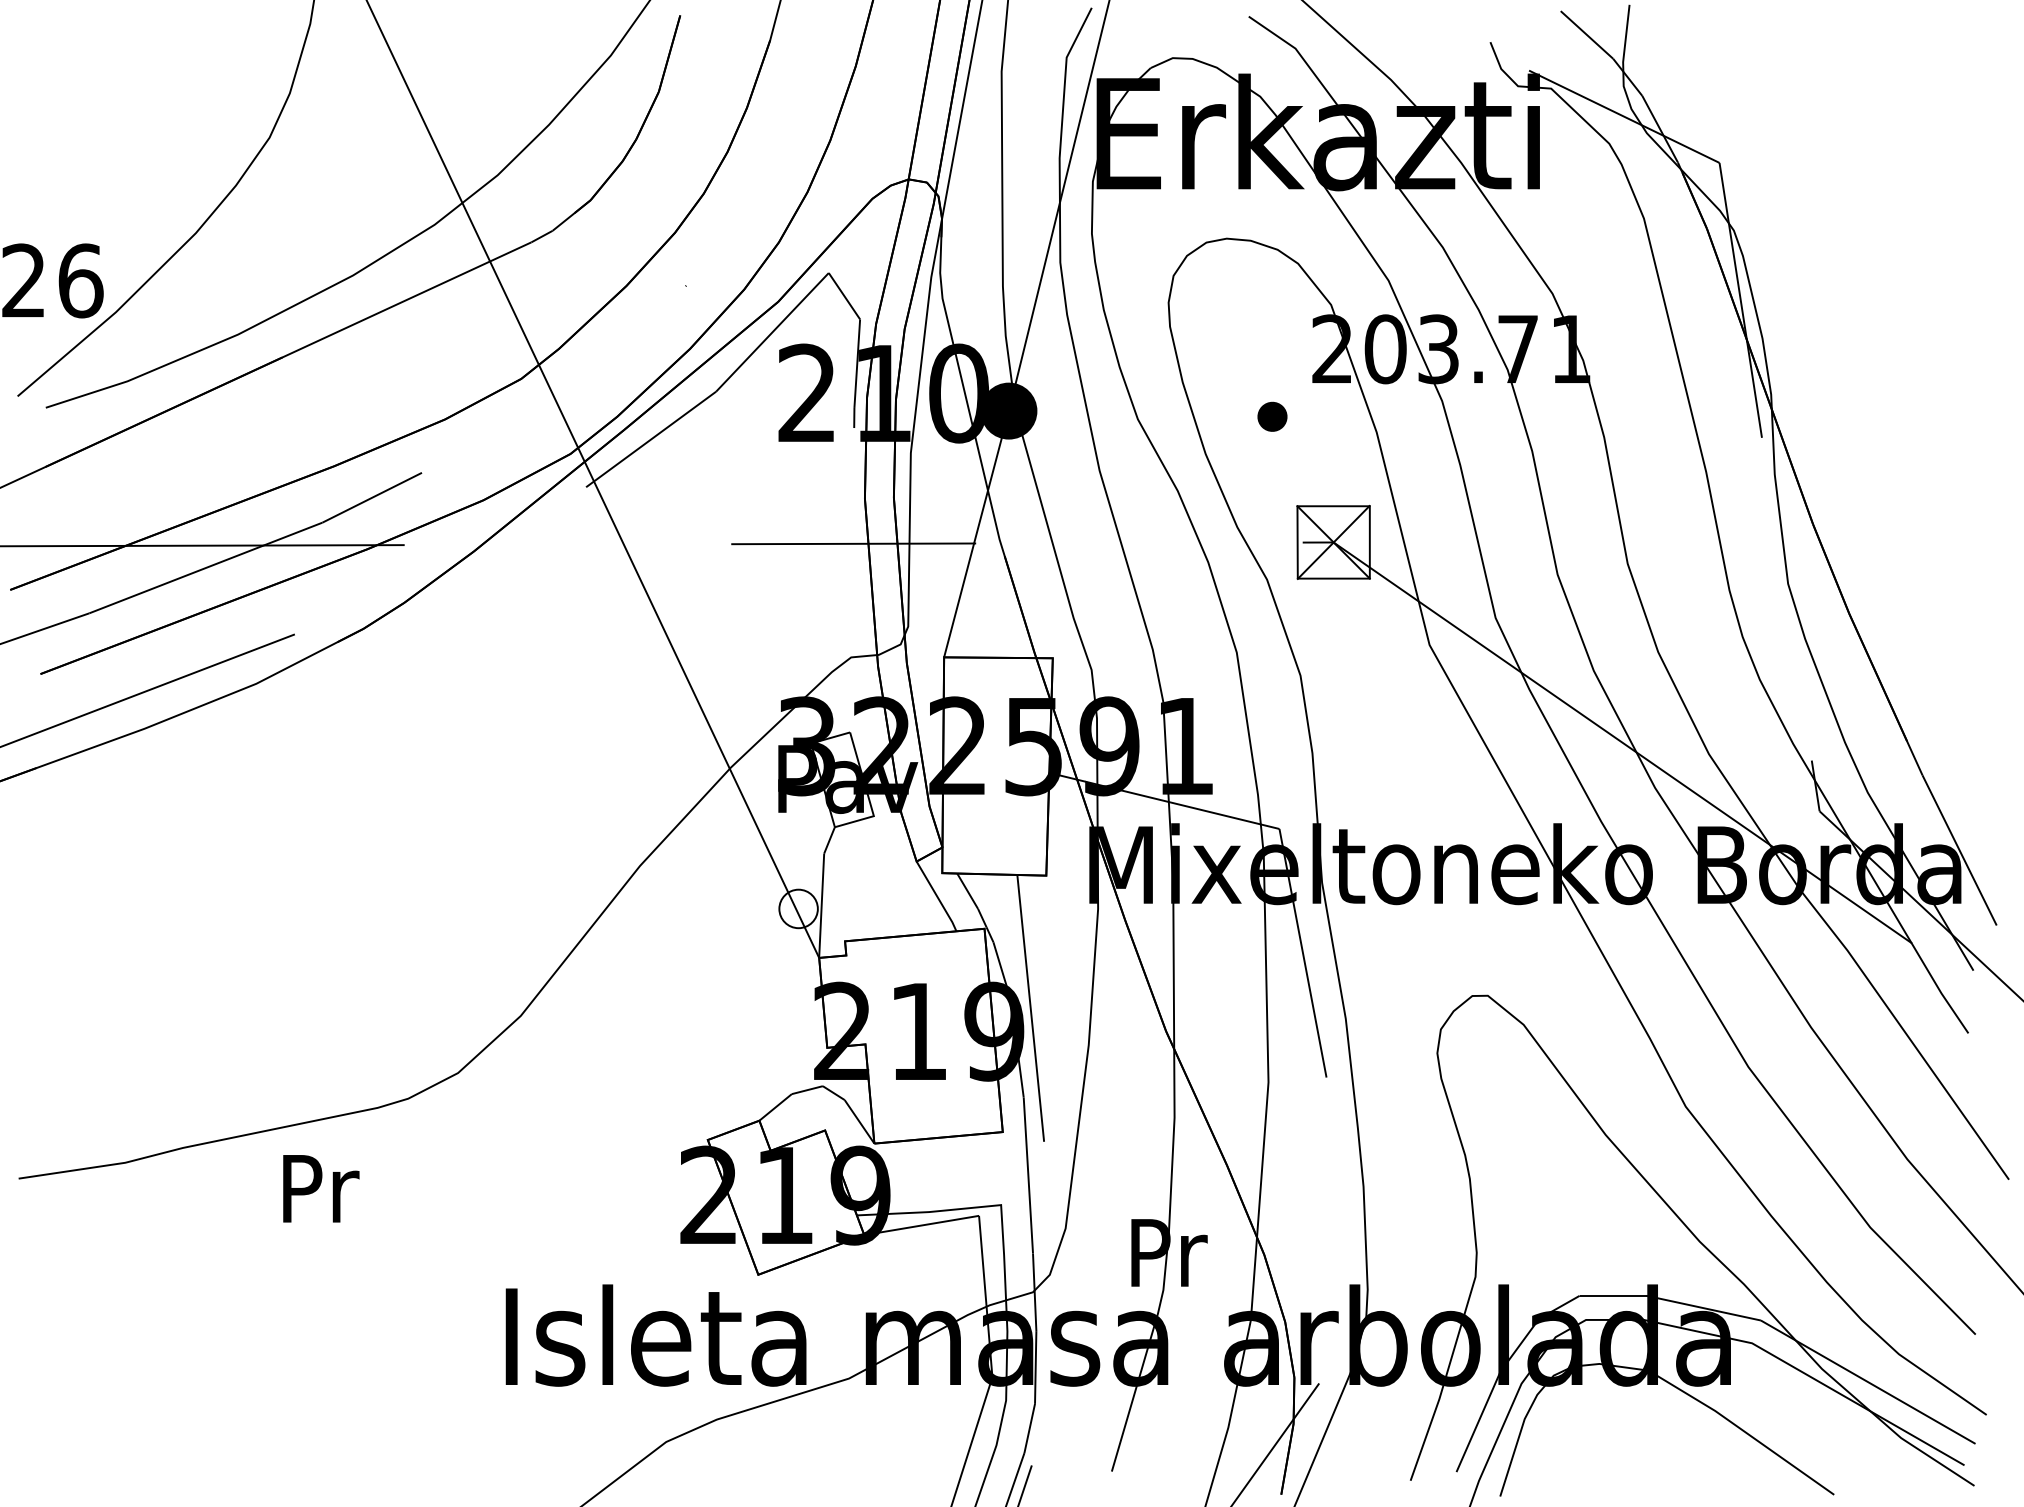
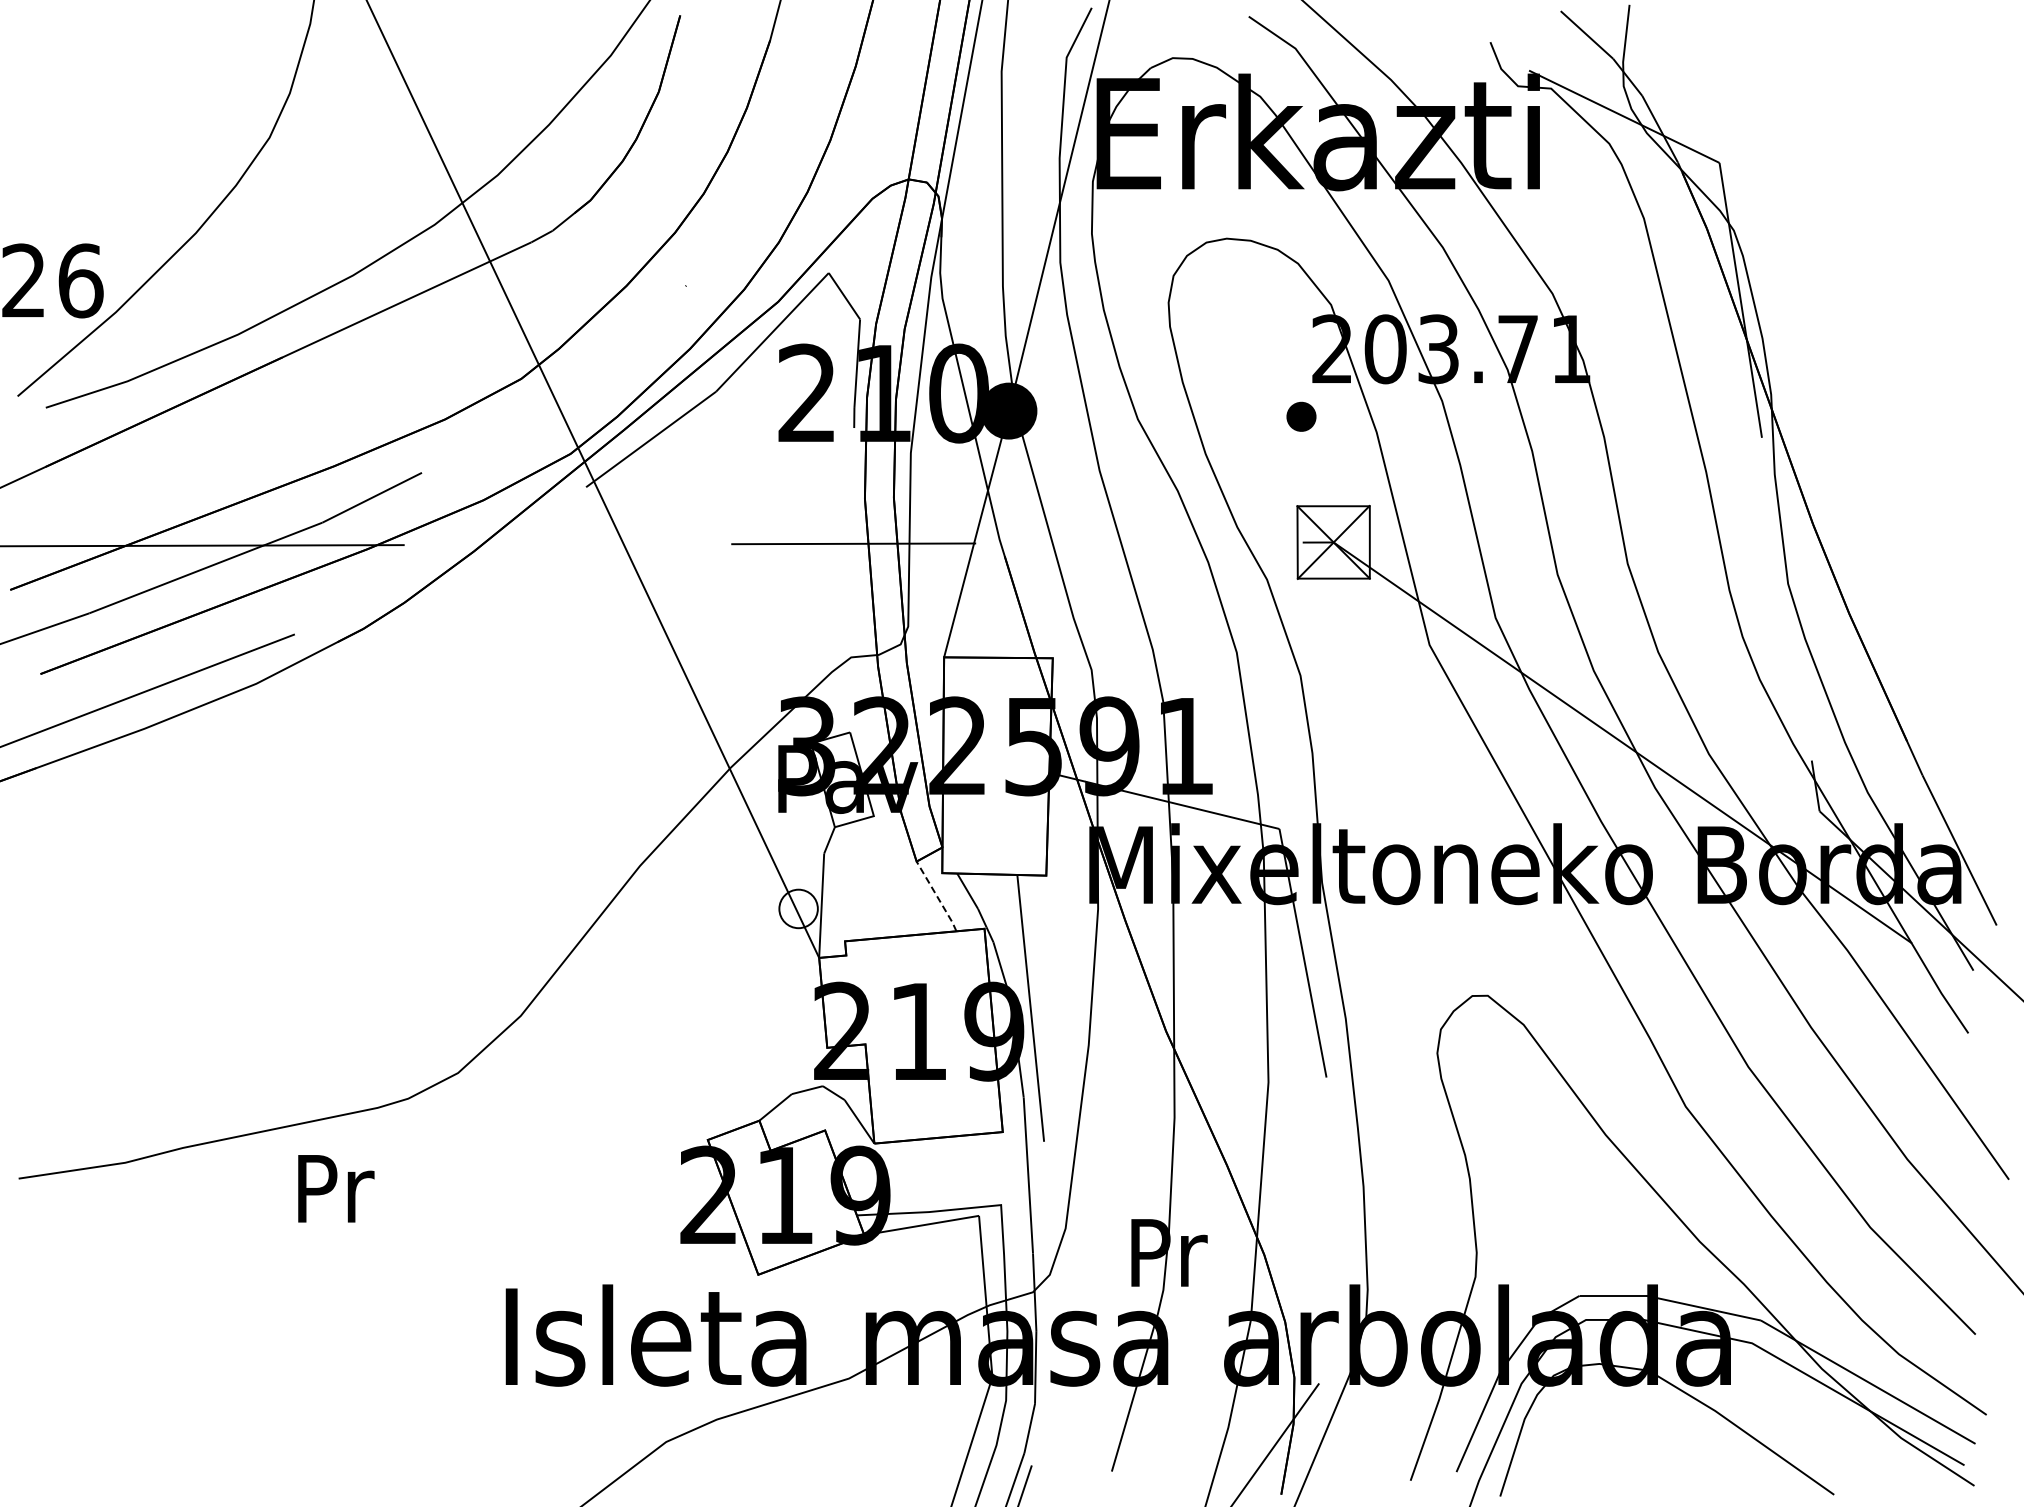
part position: (1272, 416) -> (1301, 416) (1301, 416)
line: solid -> dashed (937, 896)
text position: (321, 1188) -> (336, 1188) (336, 1188)
